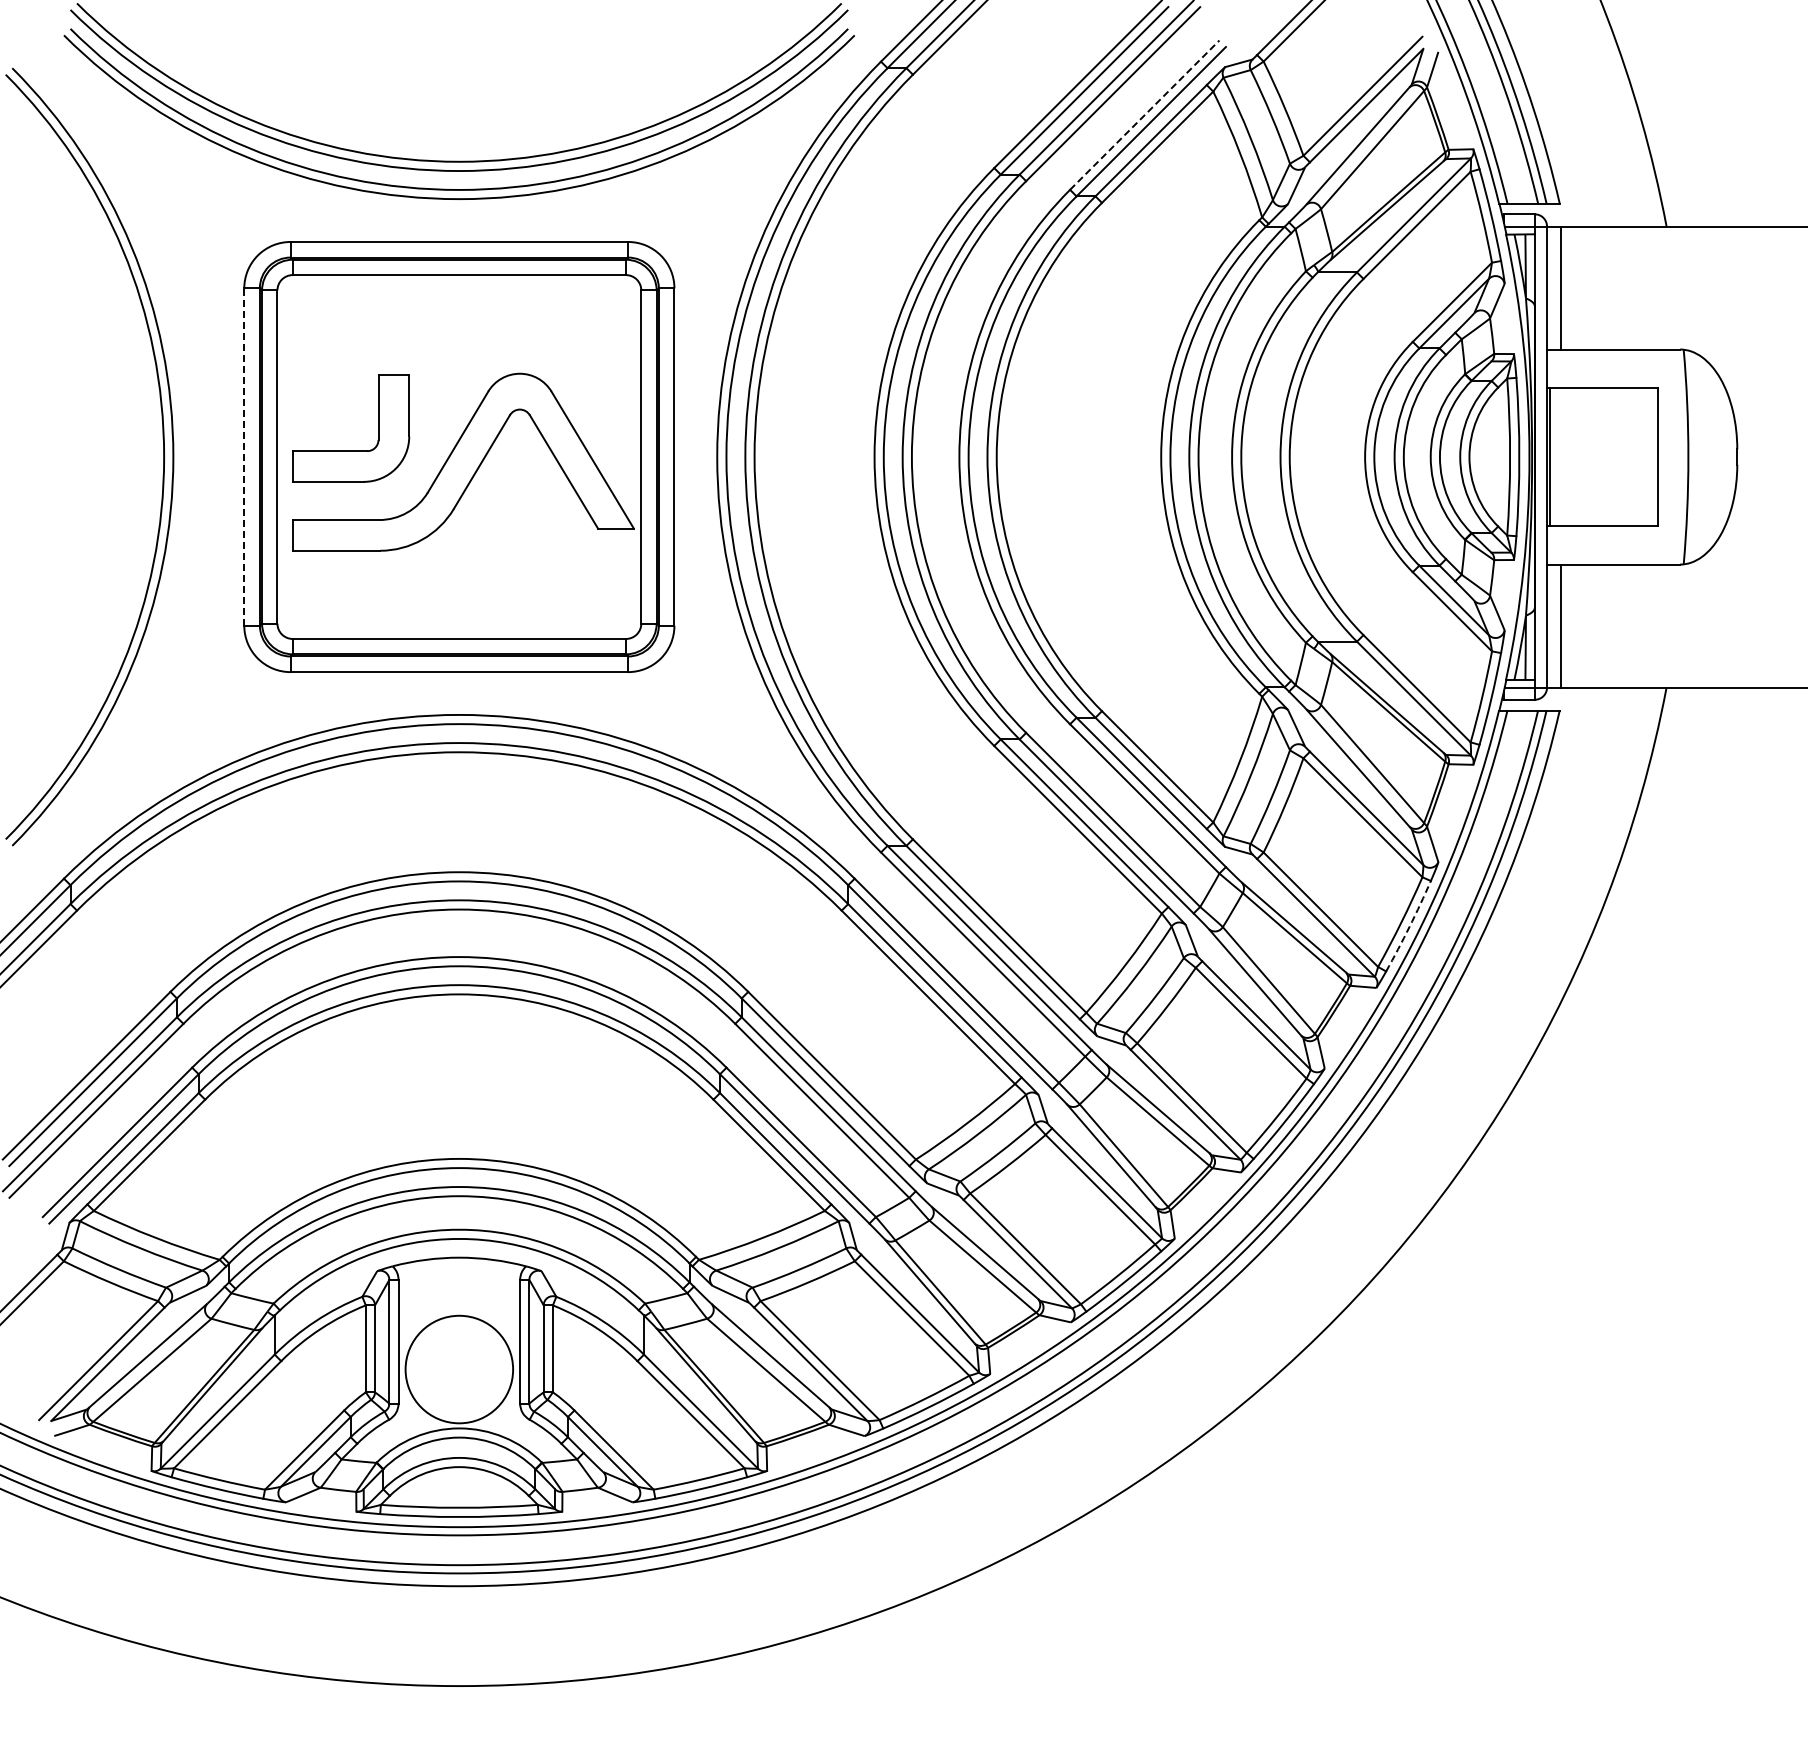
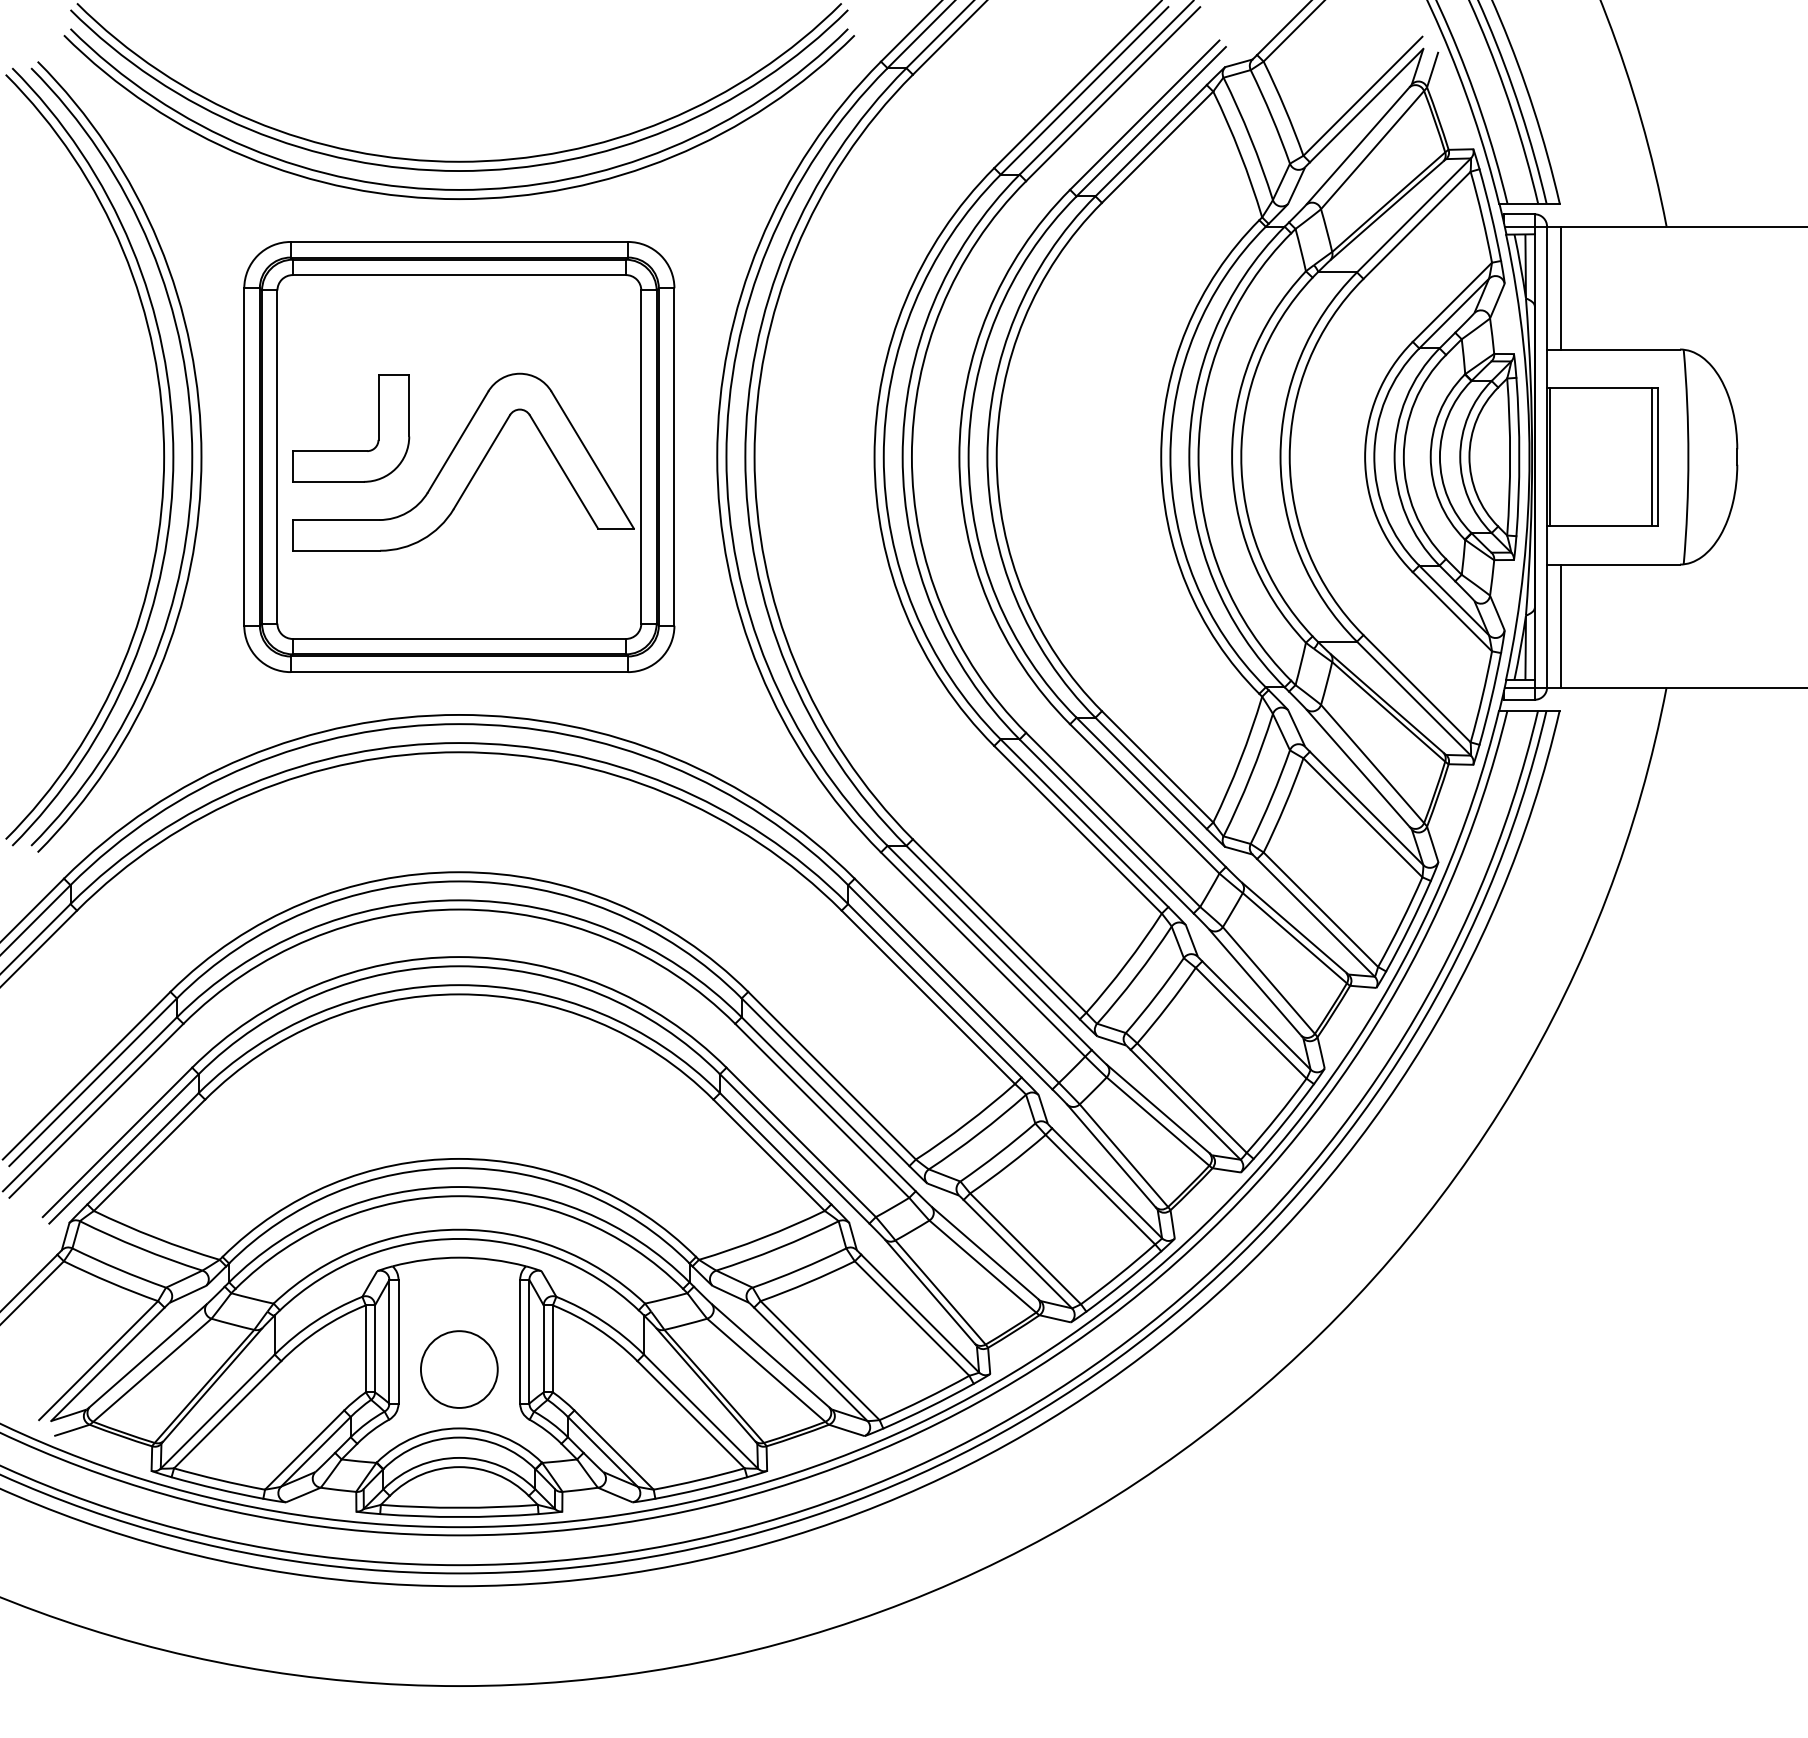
line: dashed -> solid (1144, 115)
part: none -> present (191, 456)
line: none -> present (1651, 456)
line: dashed -> solid (244, 457)
arc: dashed -> solid (1409, 926)
circle diameter: 108 px -> 77 px (458, 1369)
